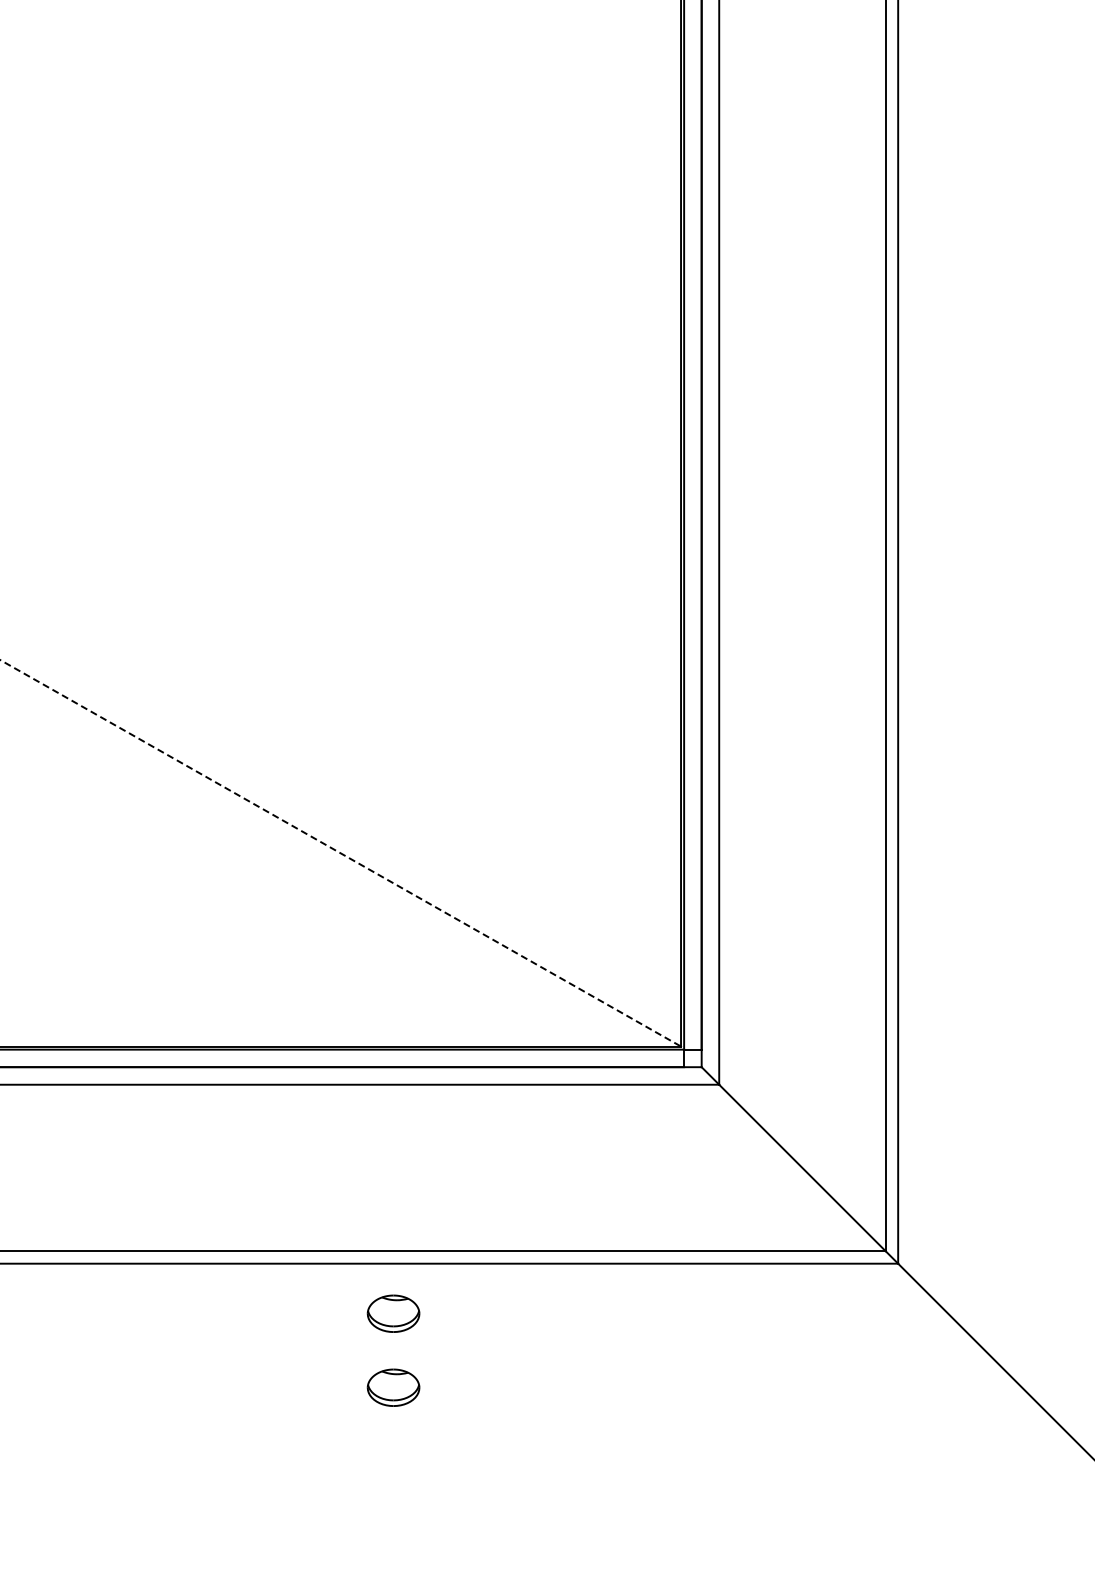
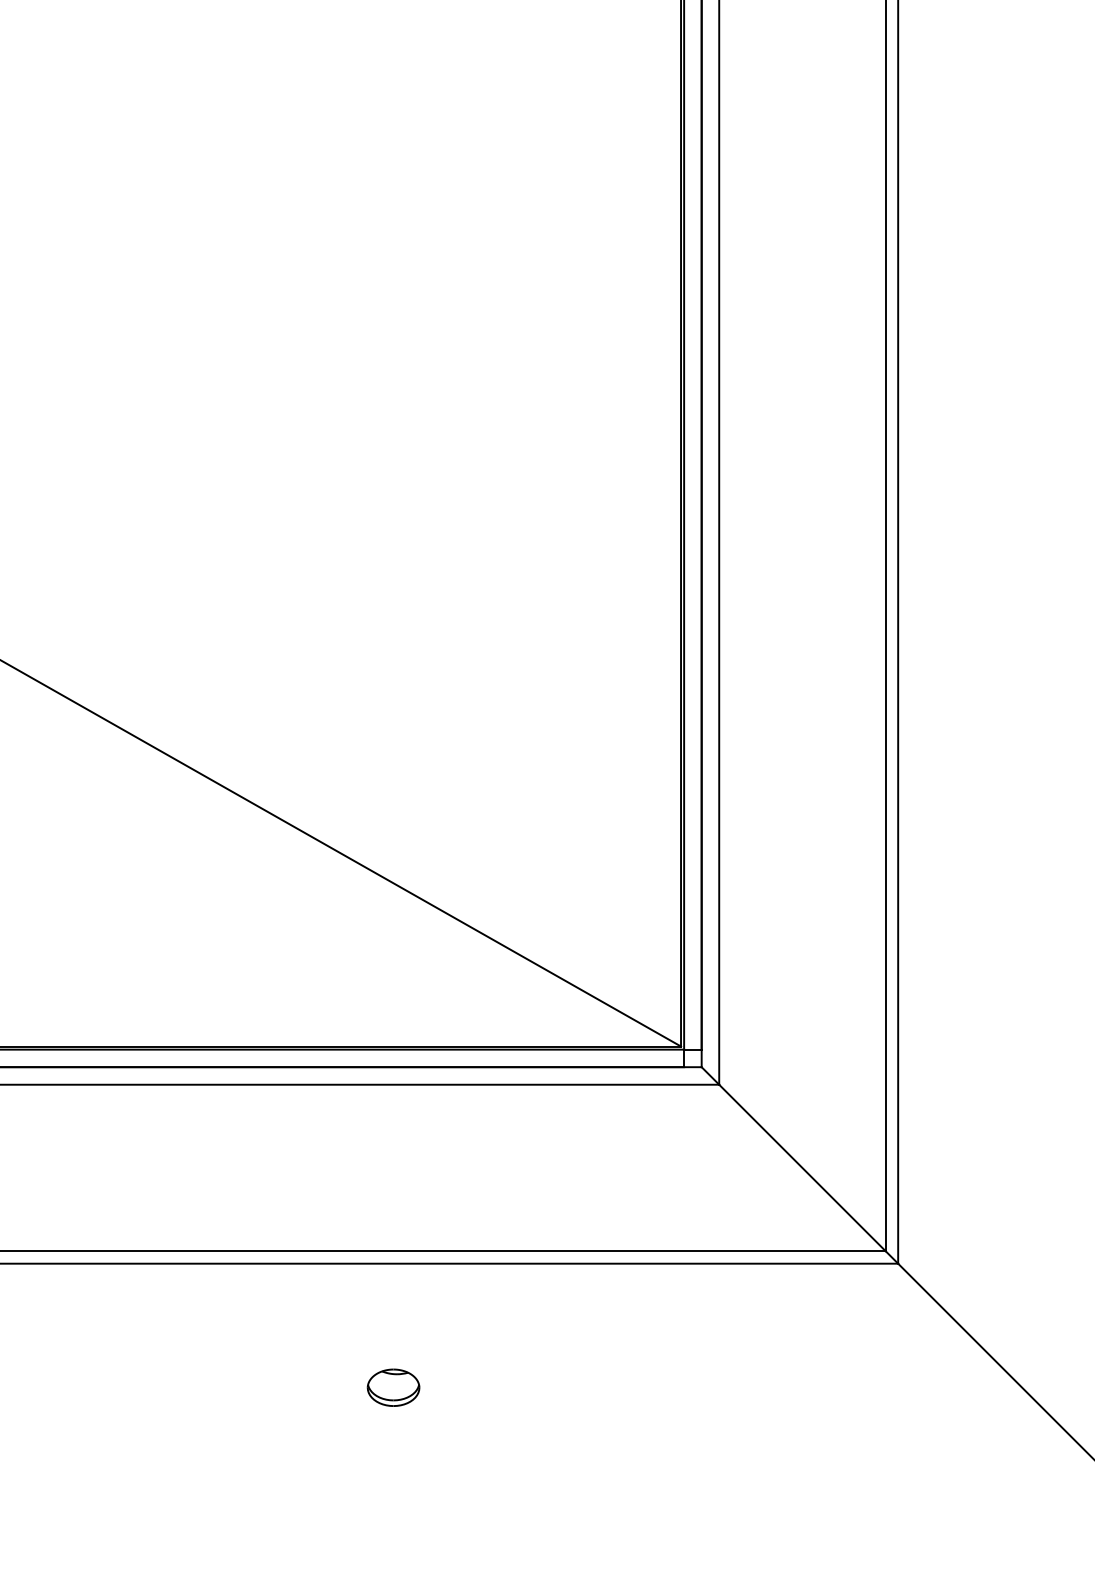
line: dashed -> solid (340, 853)
part: present -> none (393, 1313)
